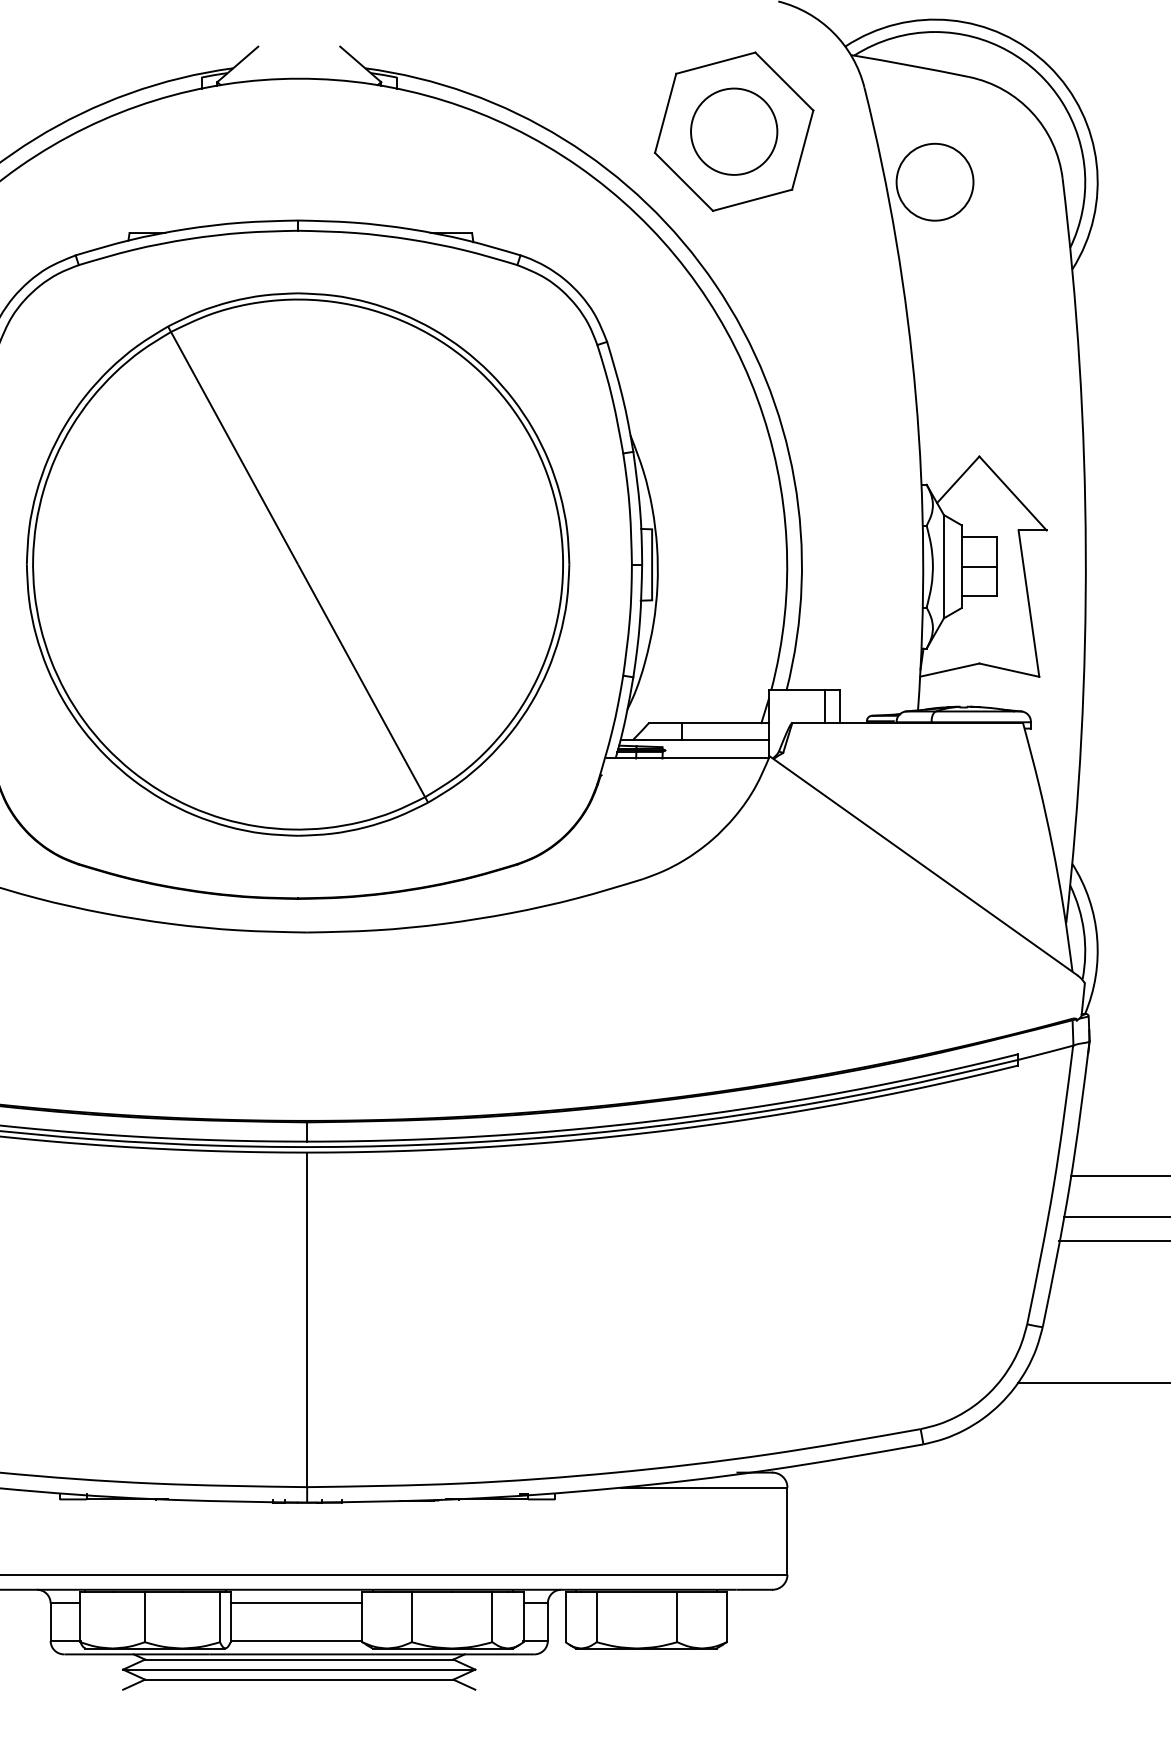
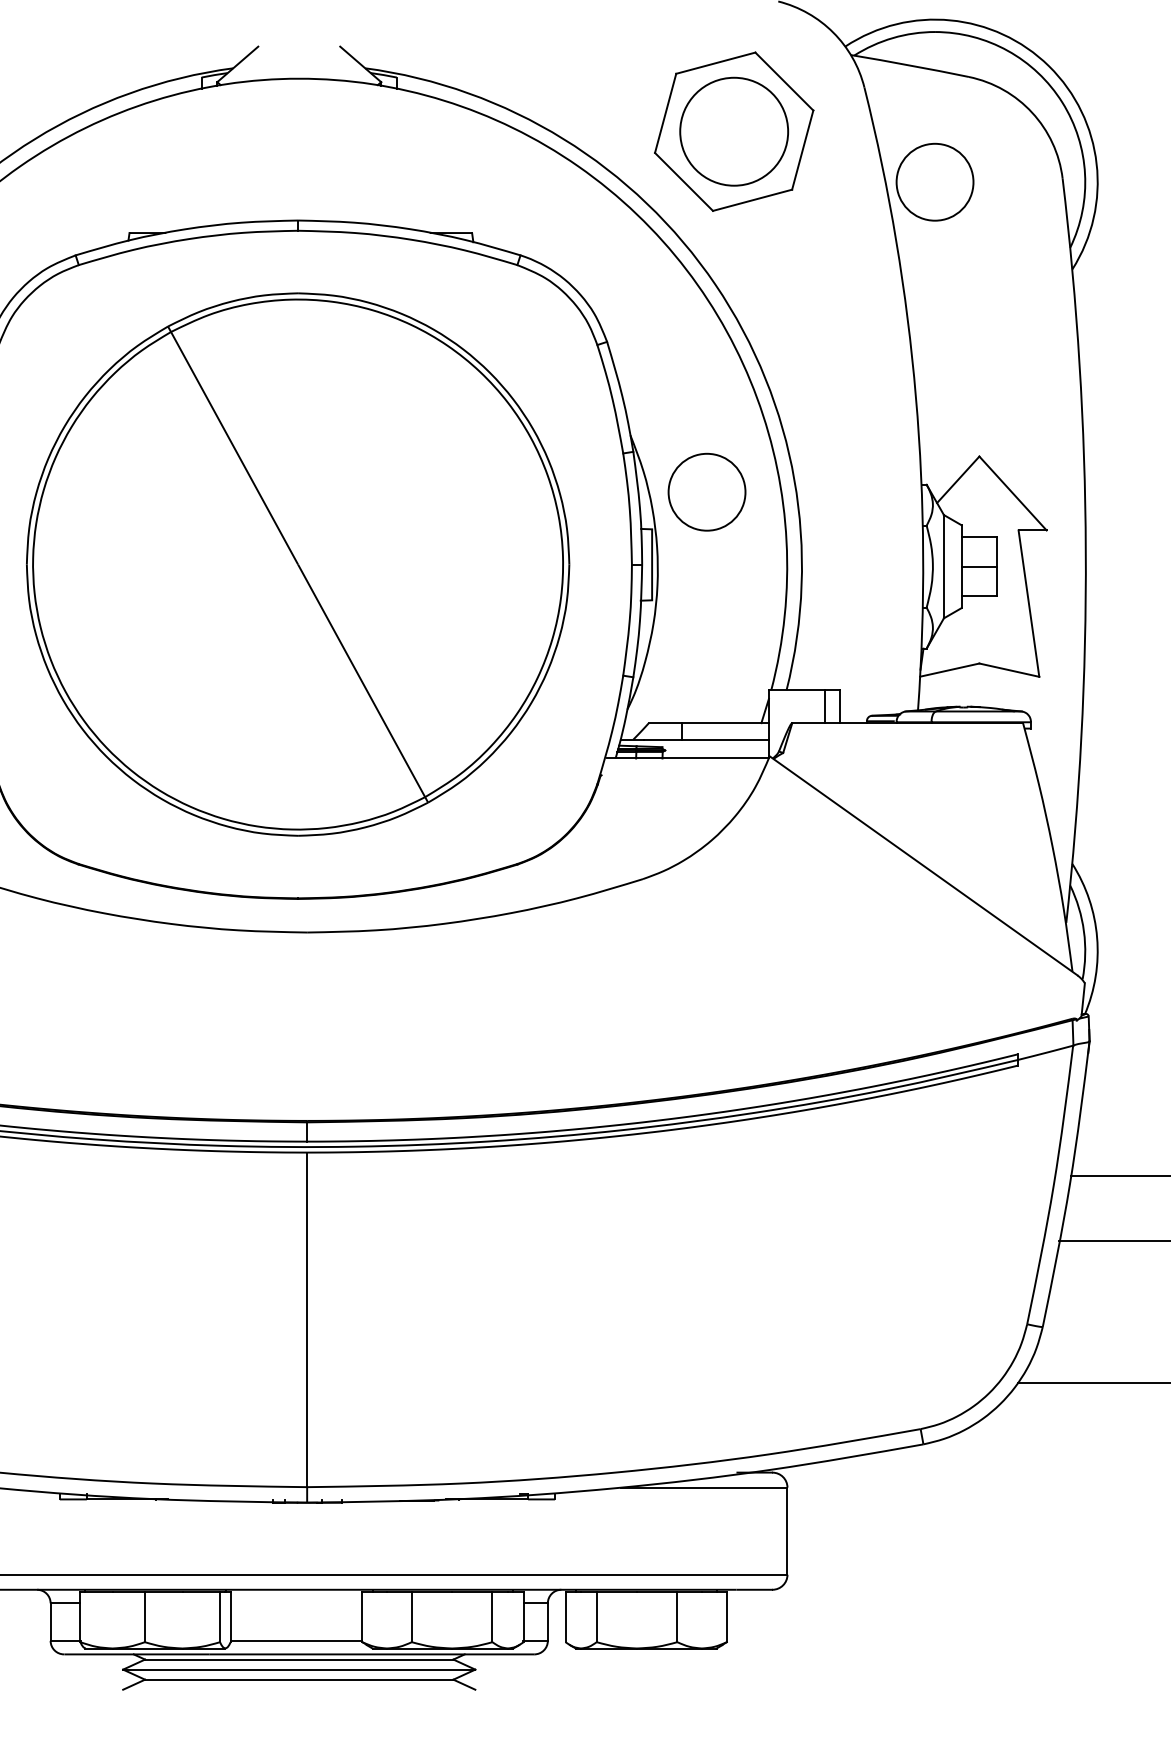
circle diameter: 86 px -> 108 px (734, 131)
circle: none -> present (706, 491)
line: present -> none (1115, 1217)
line: present -> none (296, 1603)
